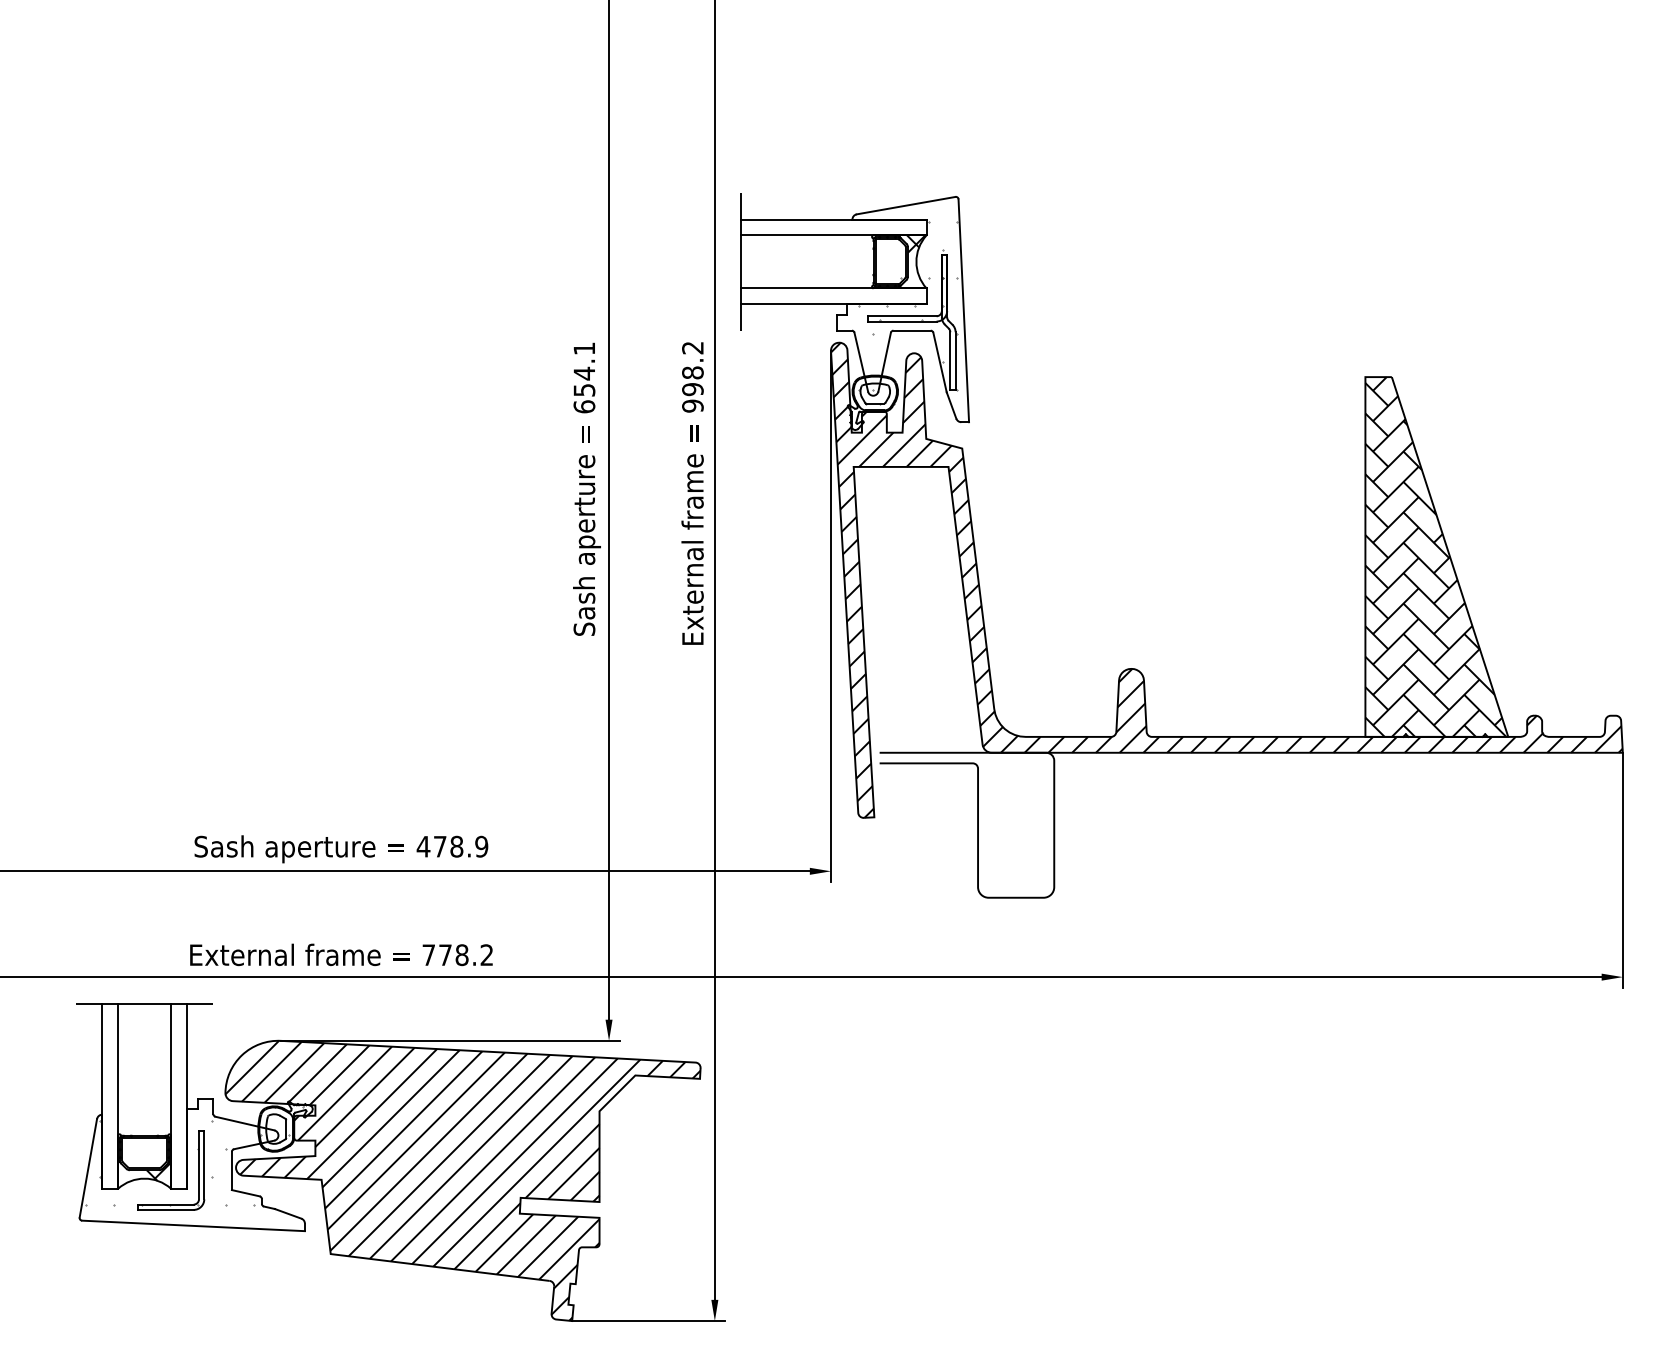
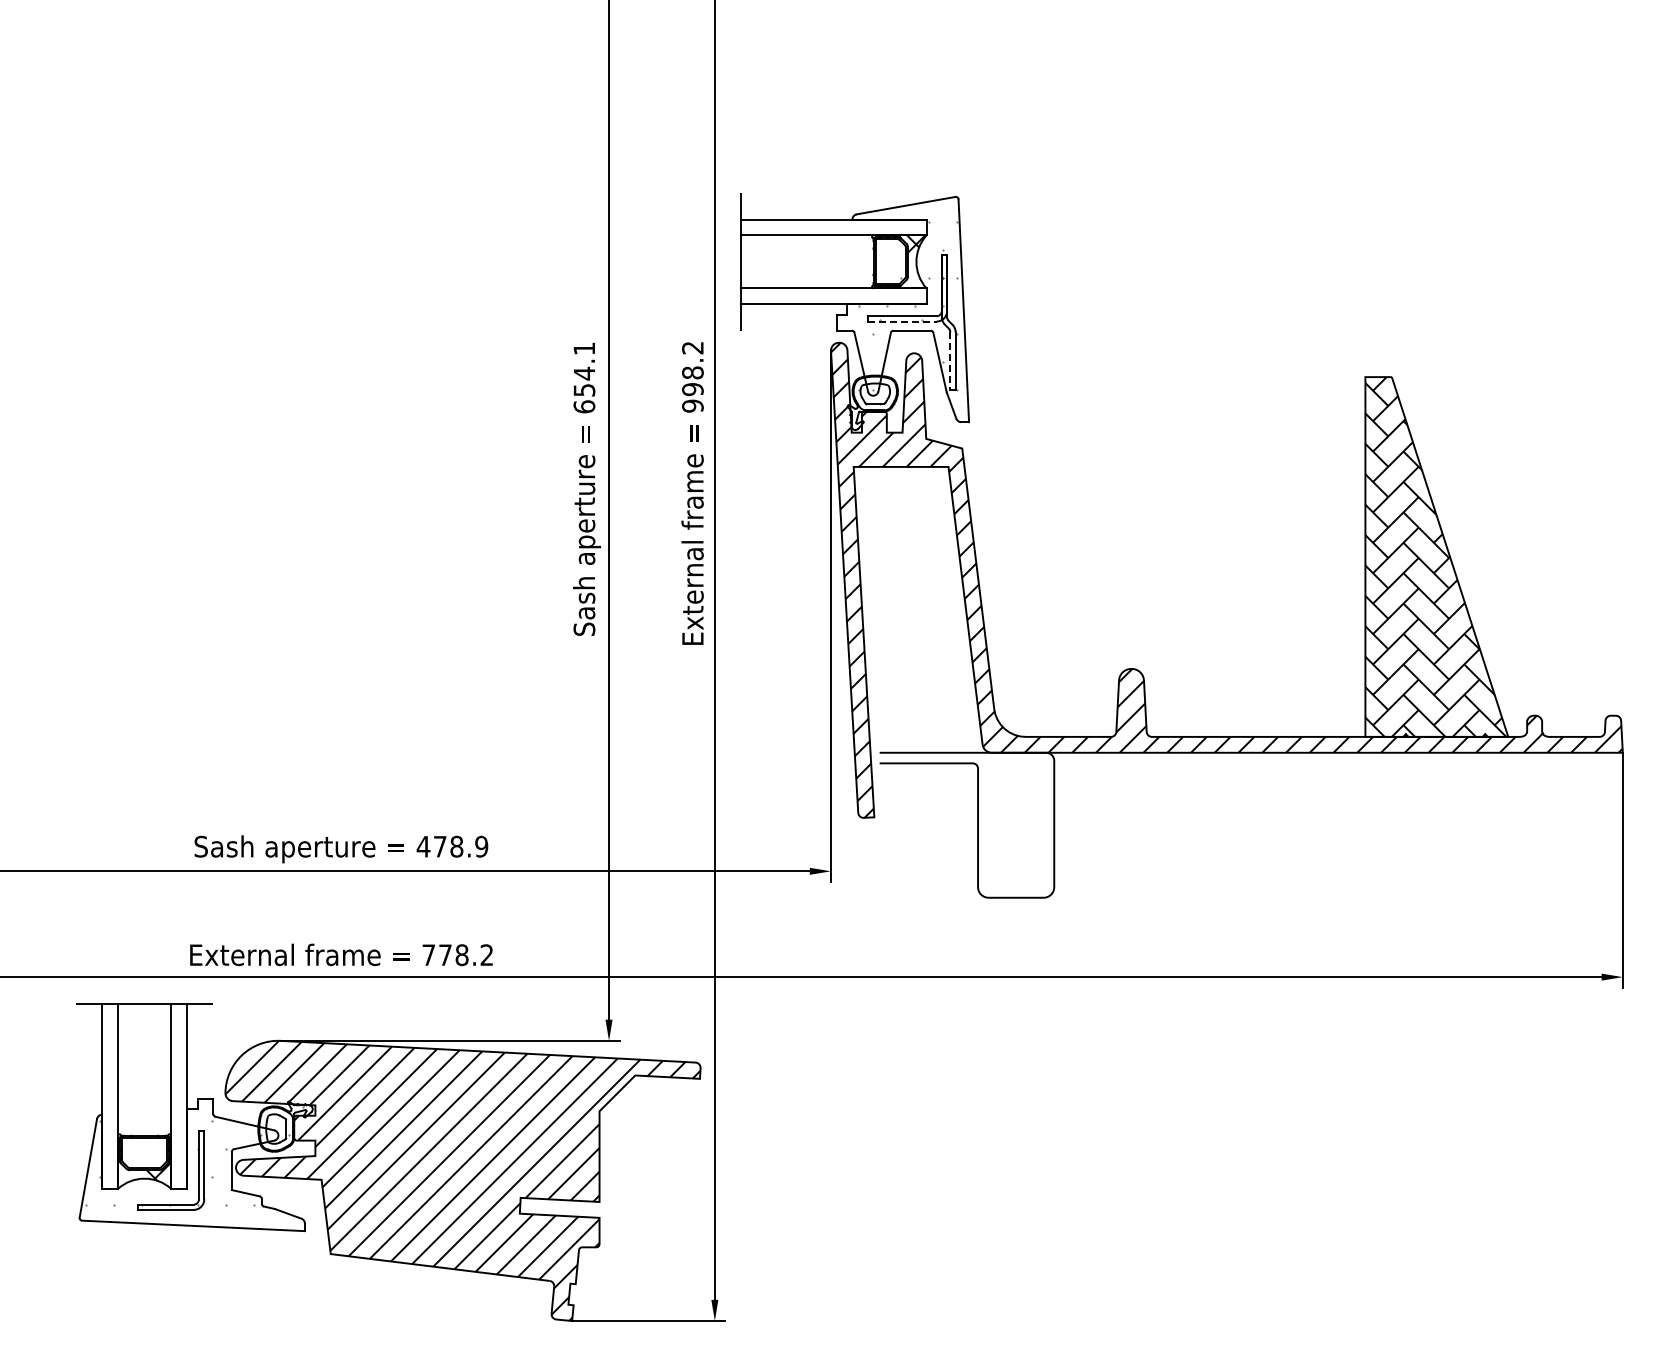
line: solid -> dashed (902, 321)
line: solid -> dashed (950, 361)
